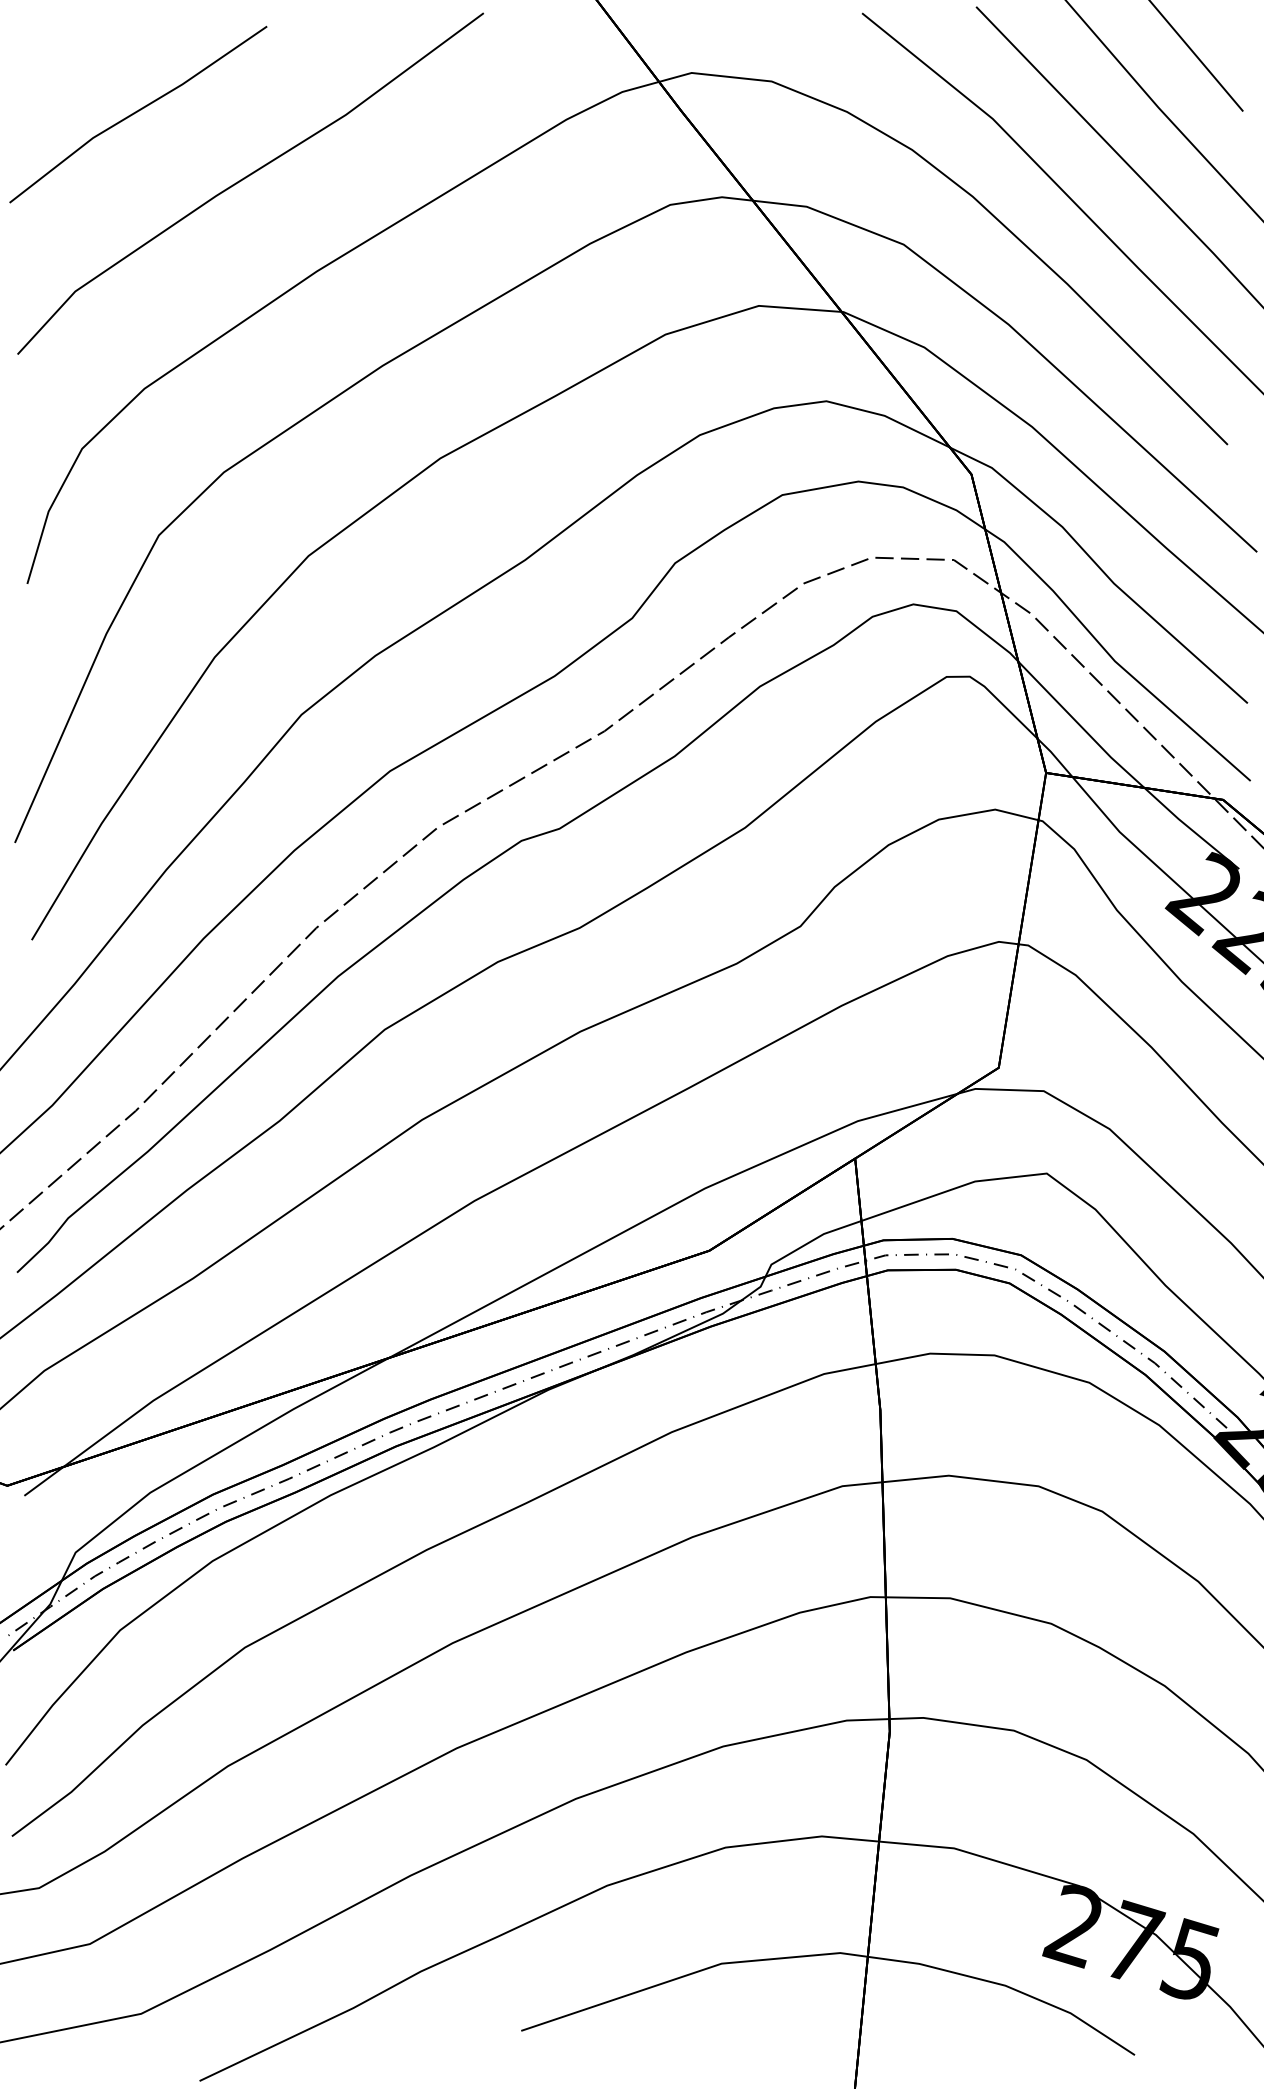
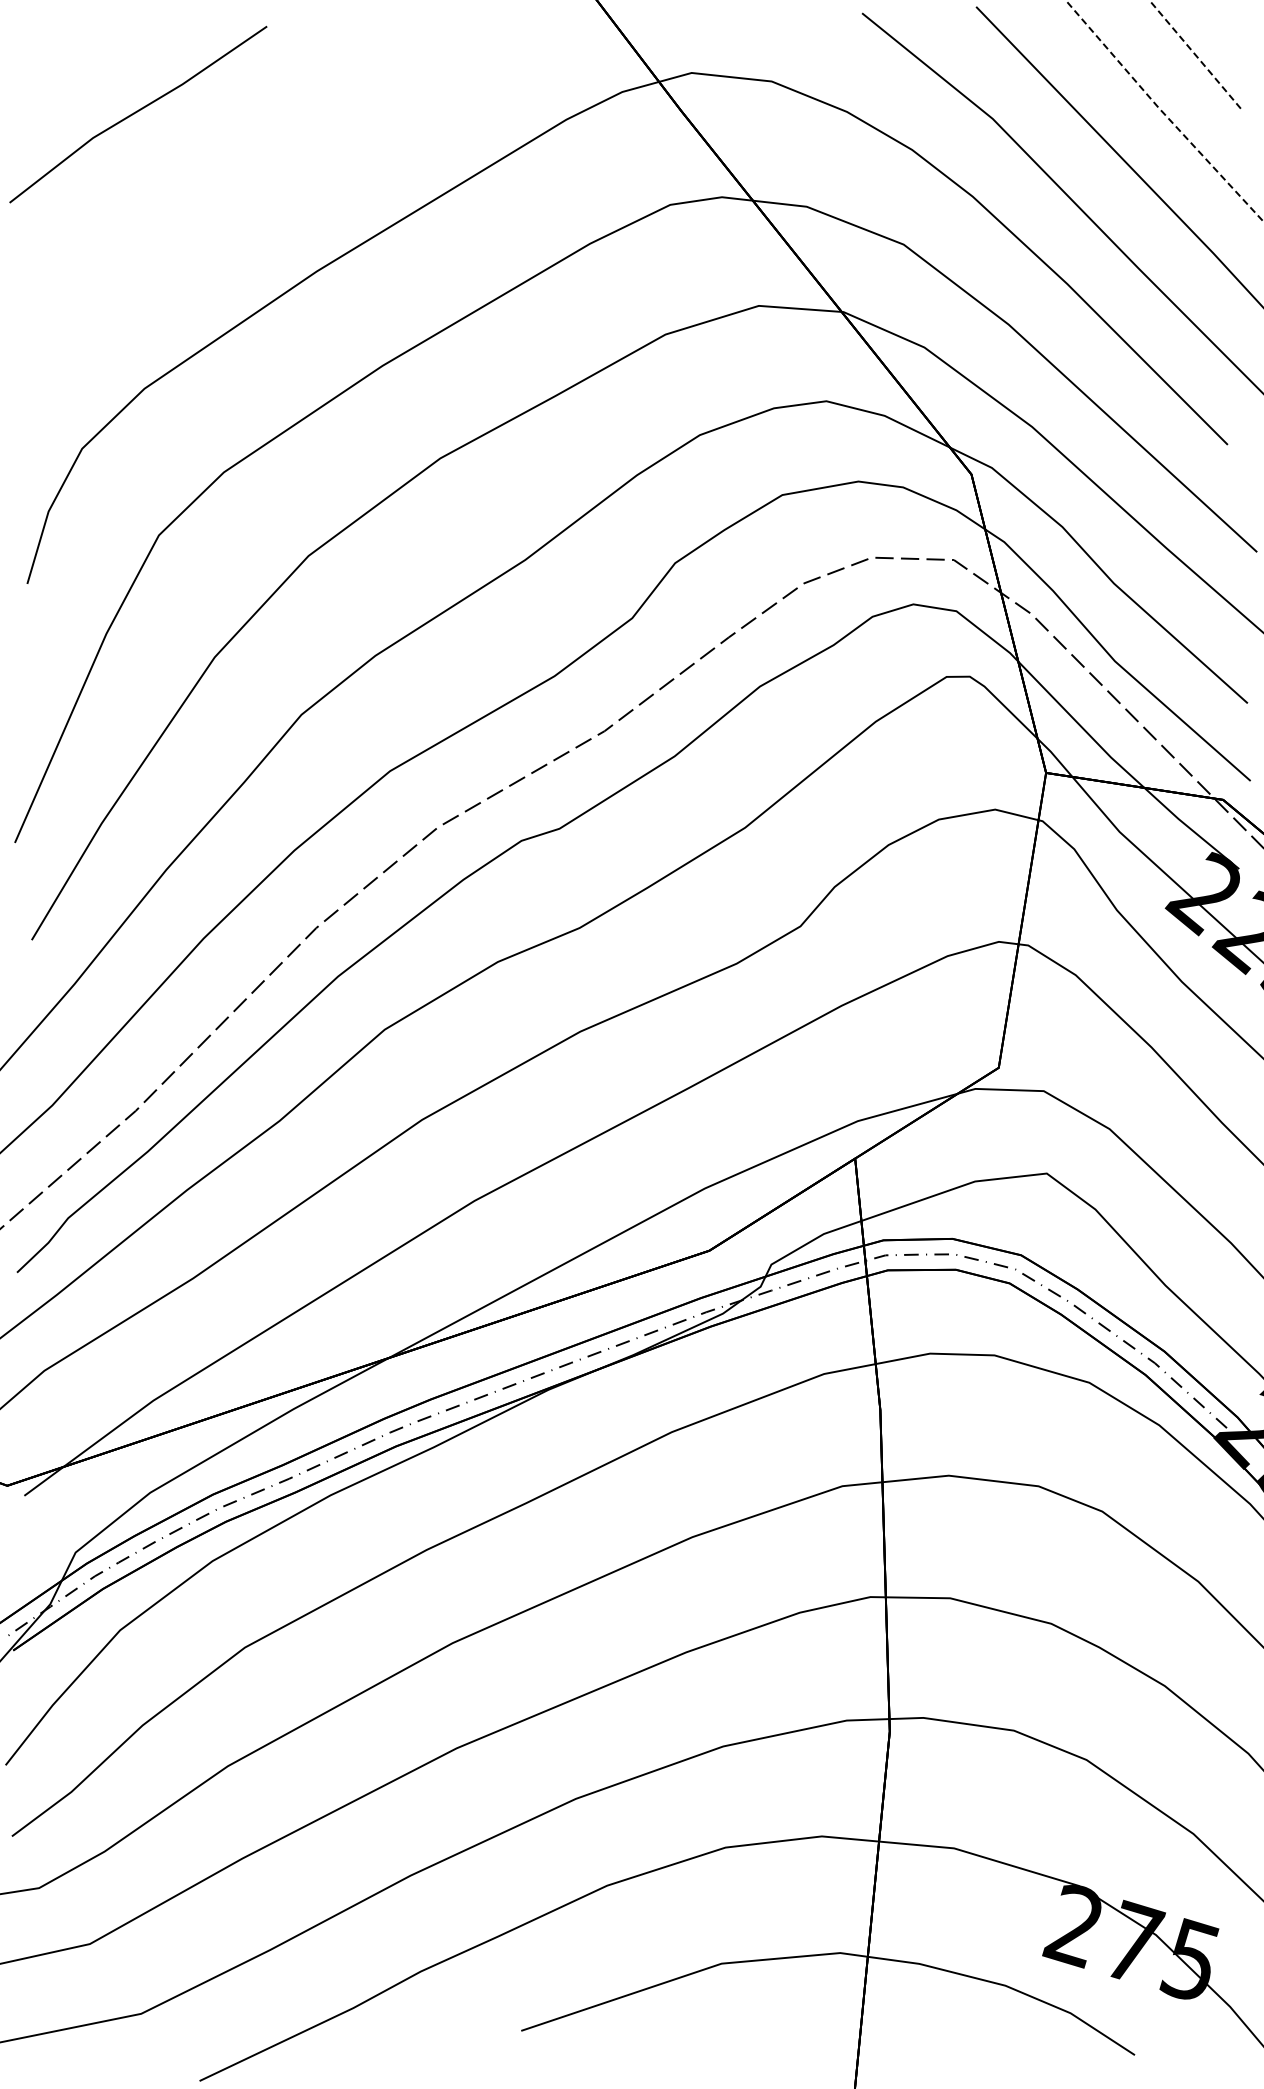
line: solid -> dashed (1196, 55)
line: solid -> dashed (1162, 111)
line: present -> none (246, 178)
